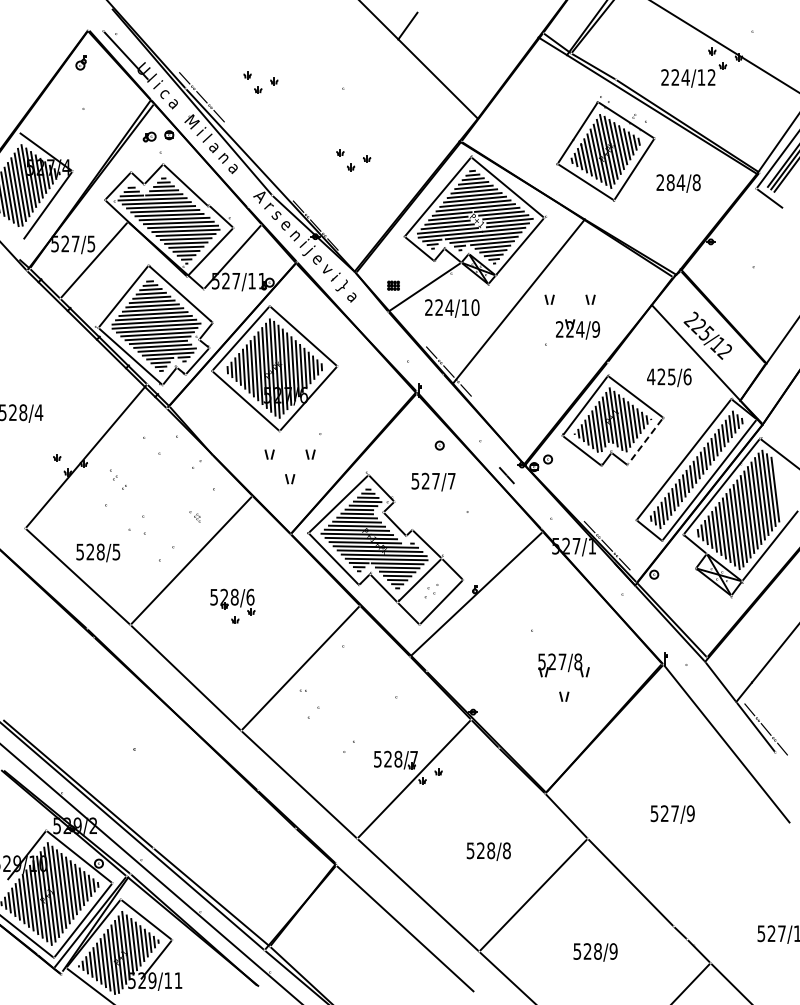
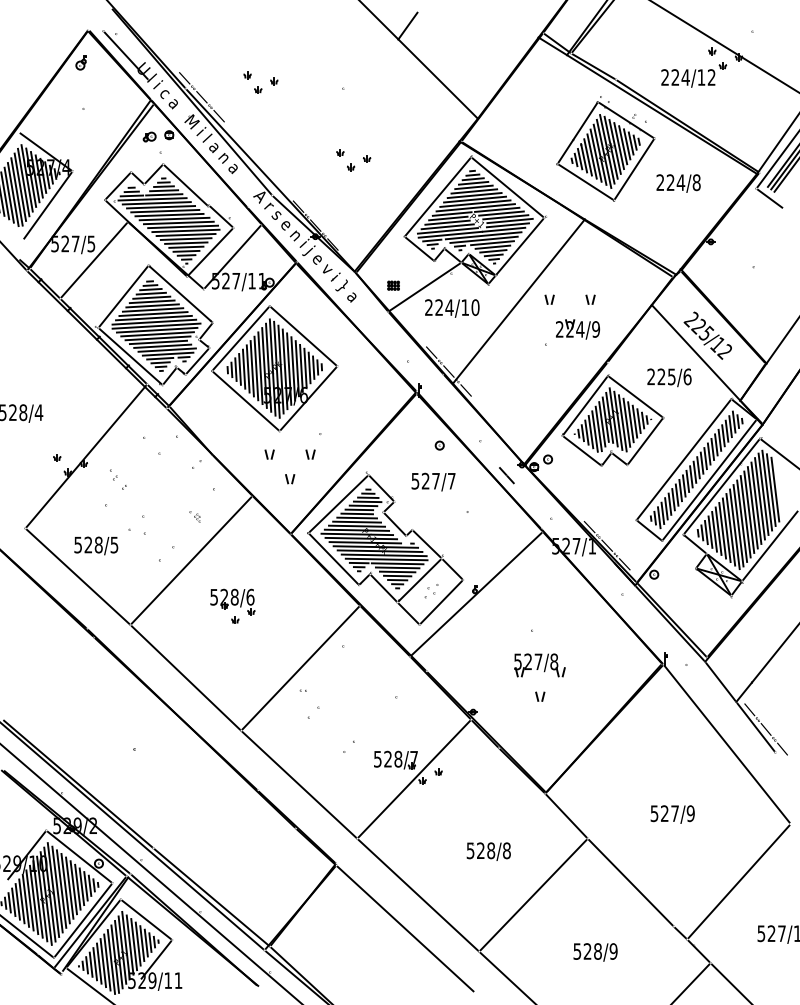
text: 284/8 -> 224/8 (670, 182)
text: 425/6 -> 225/6 (651, 376)
line: dashed -> solid (645, 441)
text position: (98, 552) -> (96, 545) (96, 545)
part position: (568, 672) -> (544, 672) (544, 672)
line: none -> present (738, 881)
